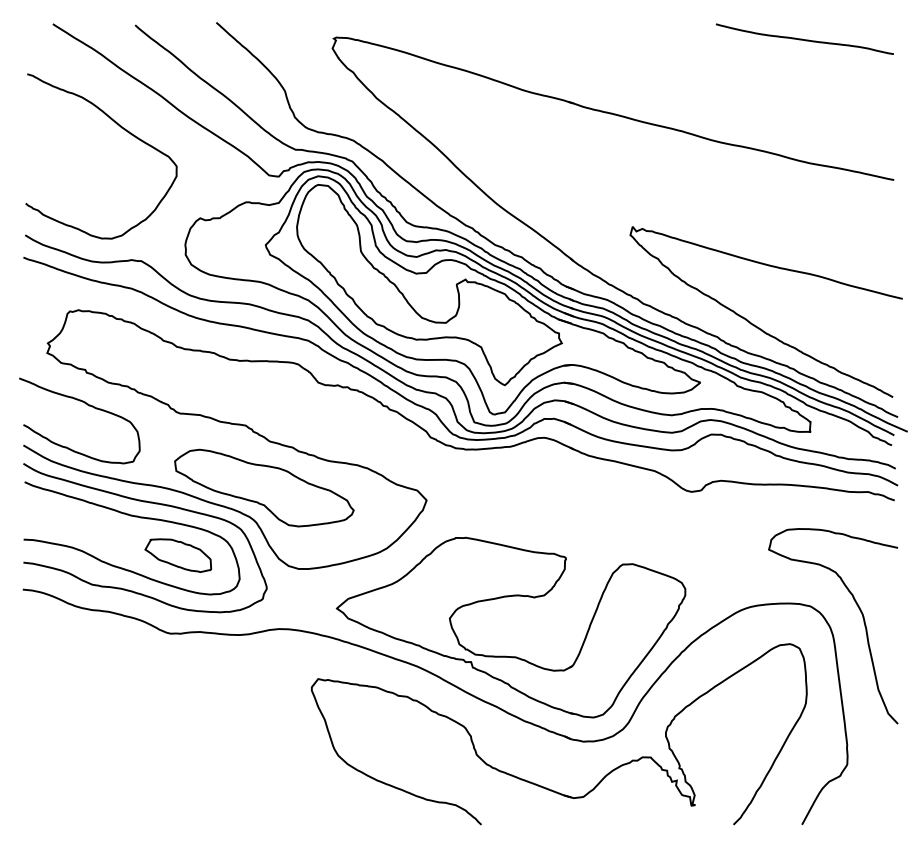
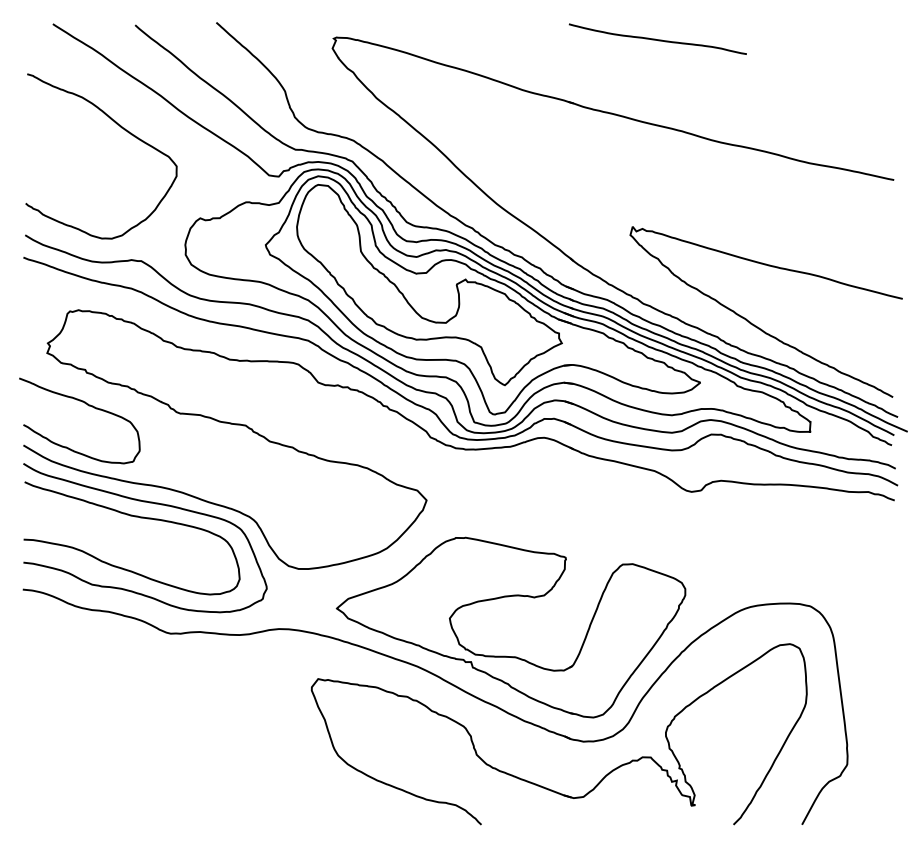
curve position: (804, 39) -> (657, 39) (657, 39)
part: present -> none (264, 487)
part: present -> none (178, 555)
curve: present -> none (862, 618)
